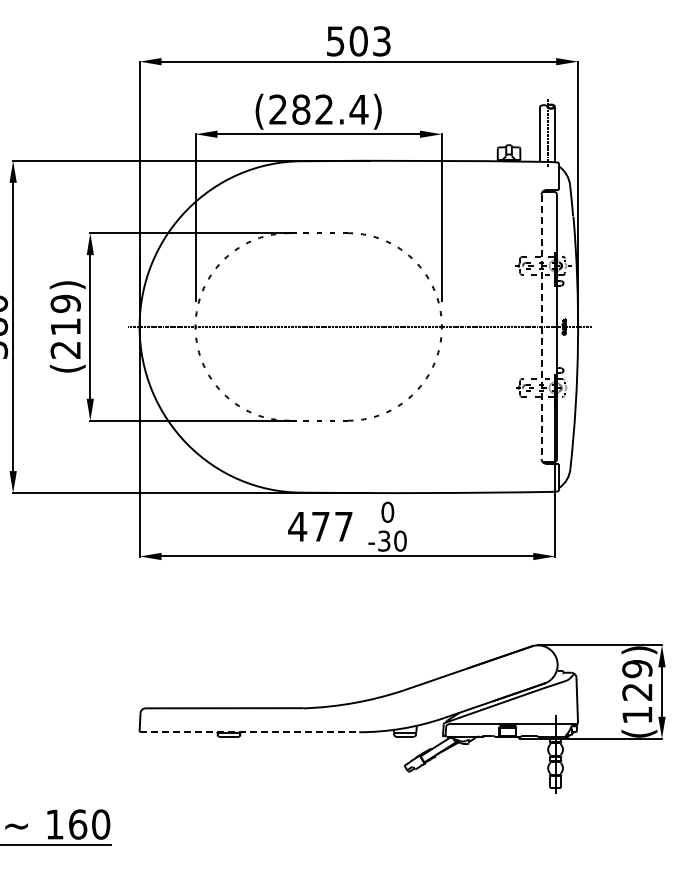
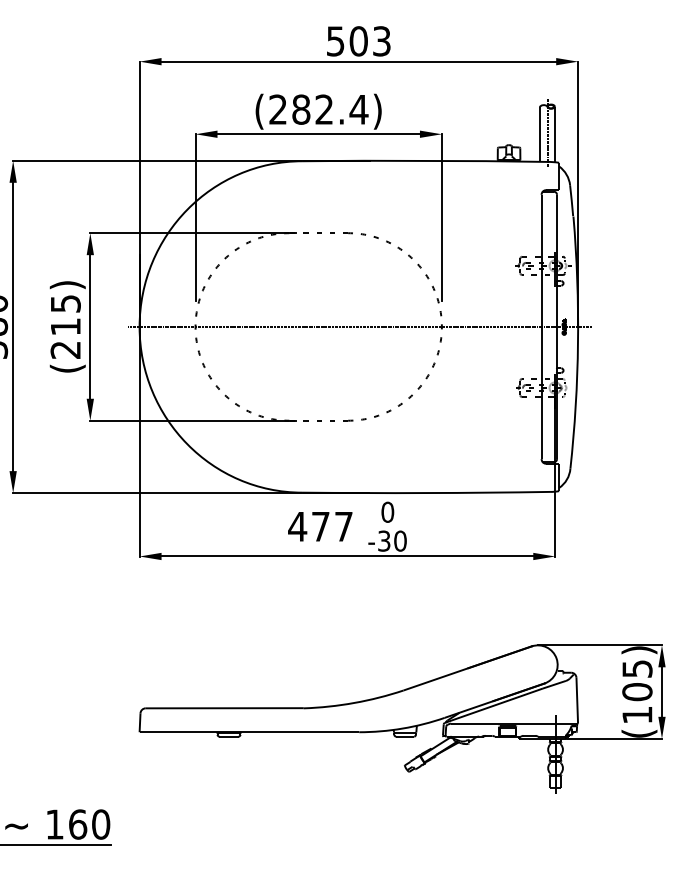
text: (219) -> (215) (65, 303)
line: dashed -> solid (541, 327)
text: (129) -> (105) (637, 680)
line: dashed -> solid (249, 732)
